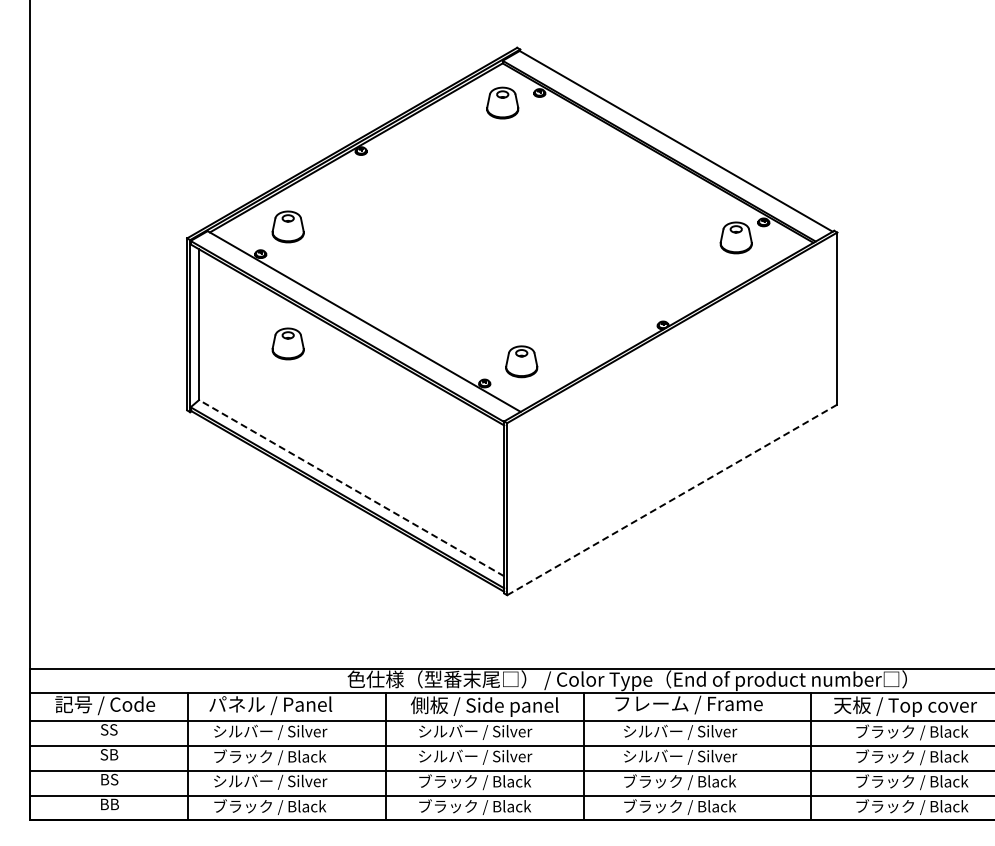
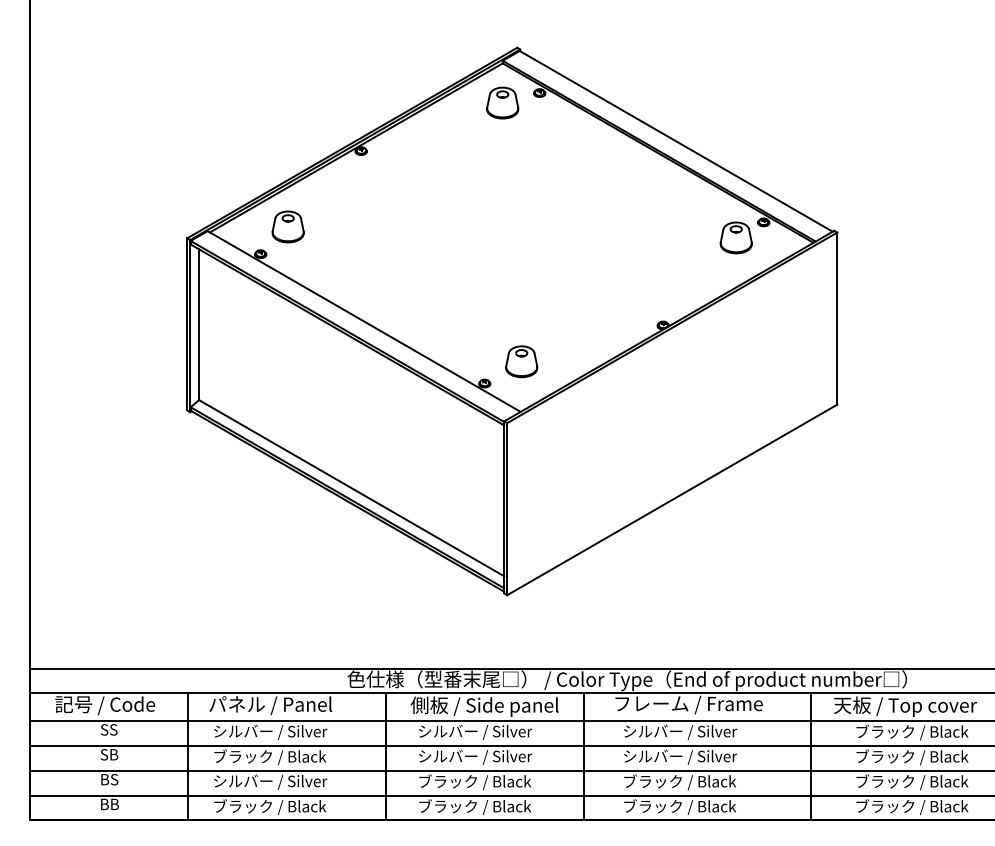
part: present -> none (287, 343)
line: dashed -> solid (351, 487)
line: dashed -> solid (672, 499)
